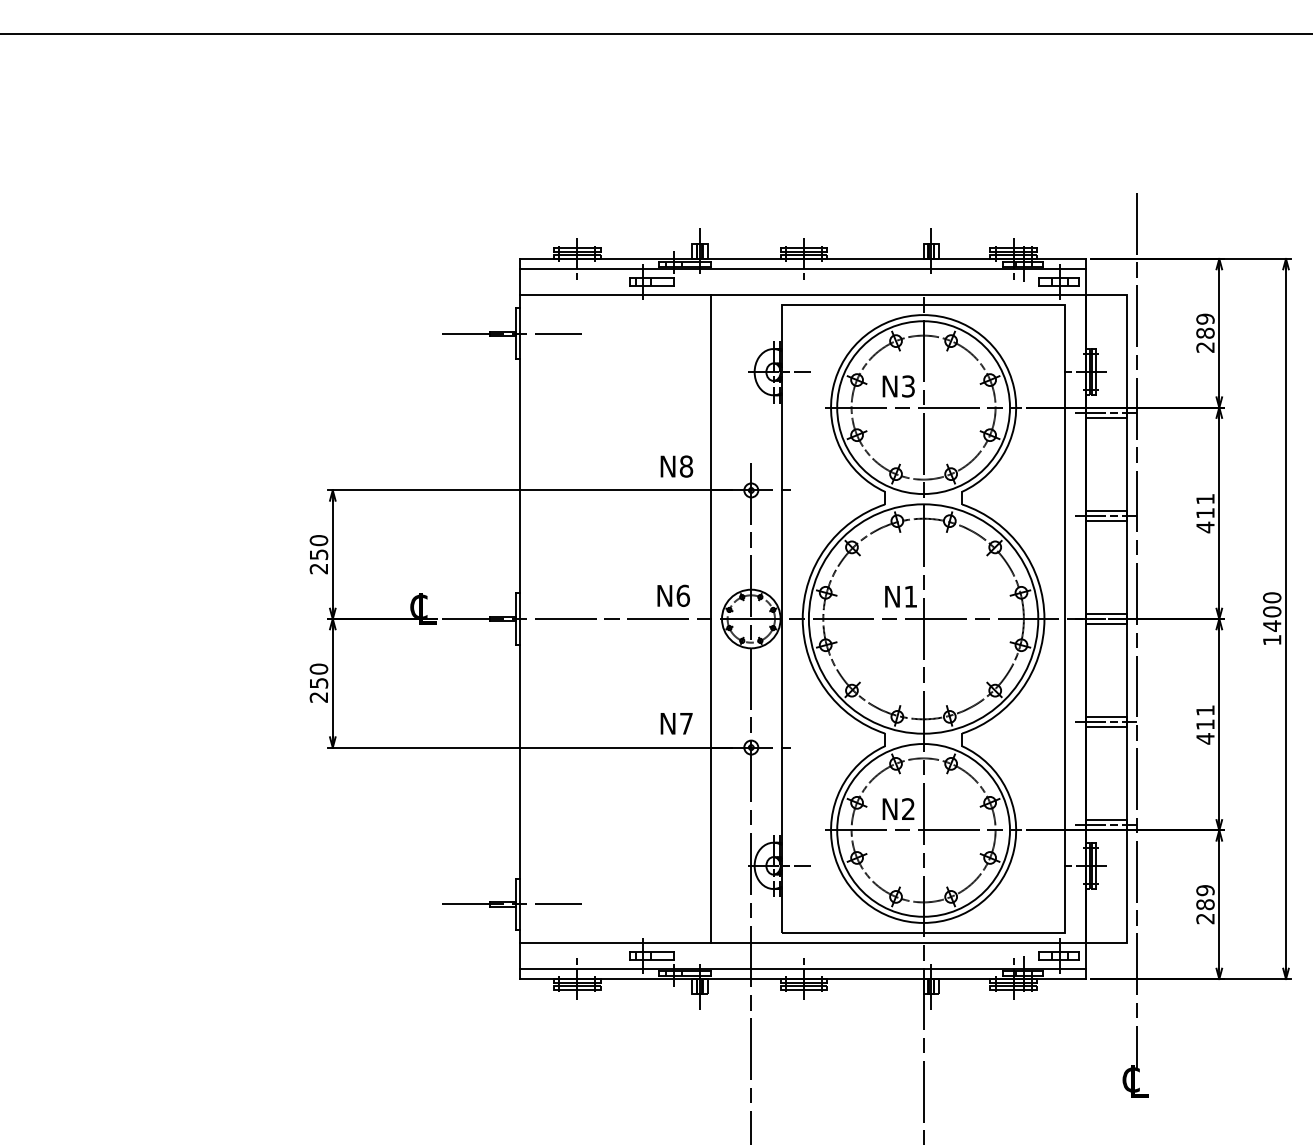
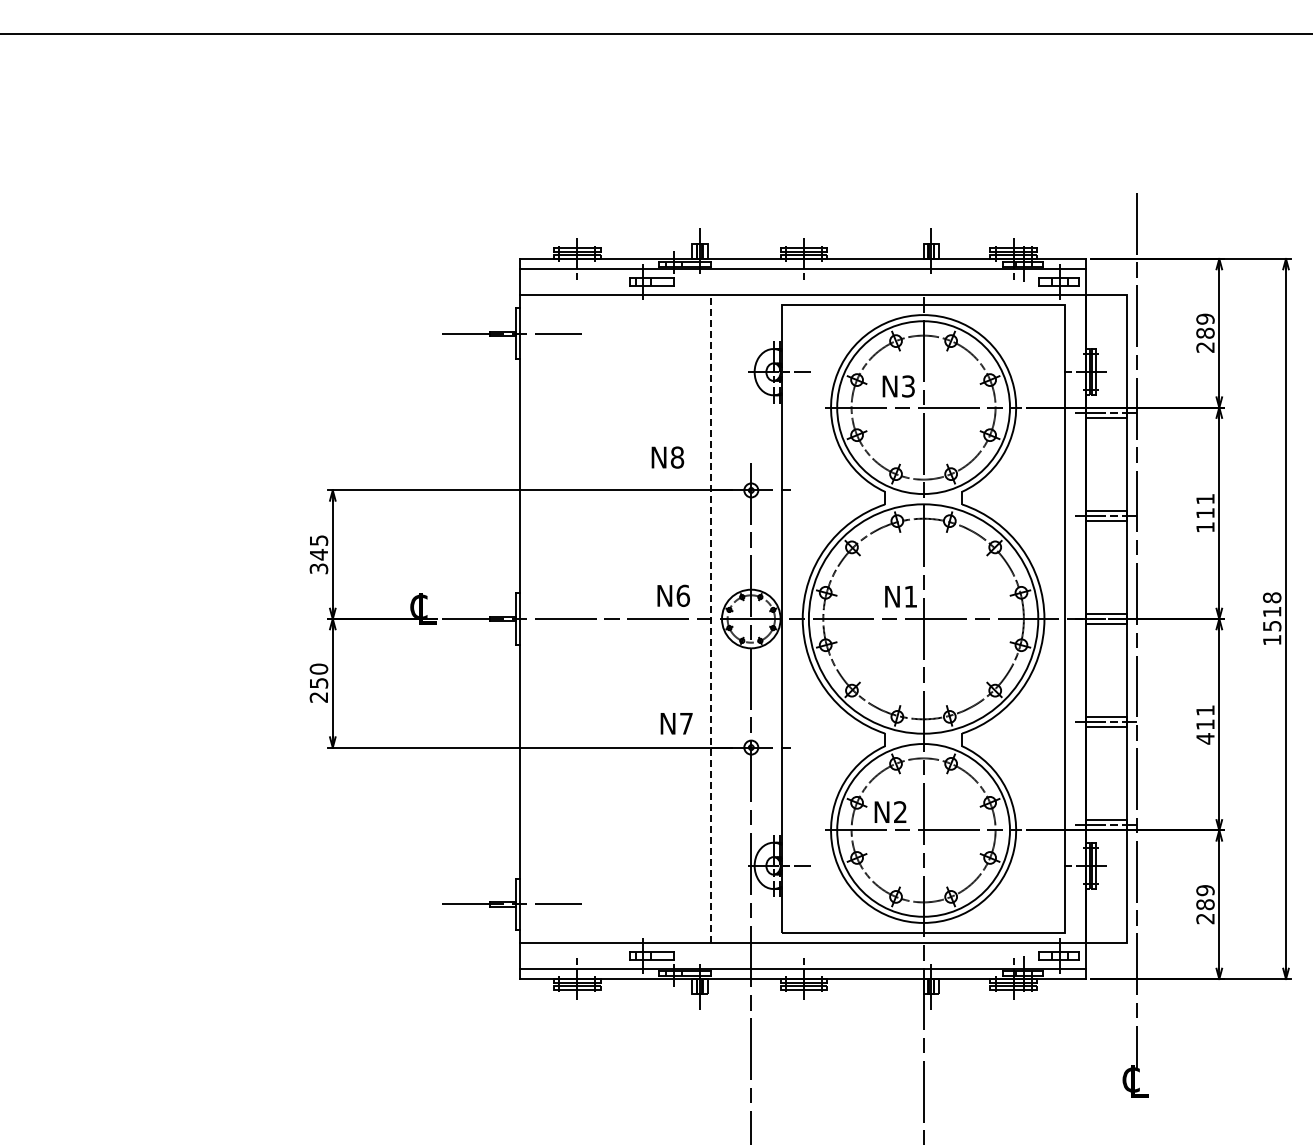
text position: (676, 466) -> (667, 457) (667, 457)
text: 411 -> 111 (1205, 527)
text: 250 -> 345 (318, 554)
text: 1400 -> 1518 (1272, 611)
line: solid -> dashed (710, 619)
text position: (898, 808) -> (890, 811) (890, 811)
